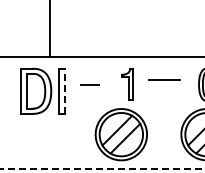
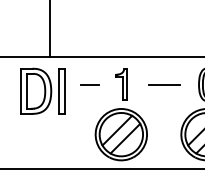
line position: (164, 79) -> (164, 84) (164, 84)
part position: (127, 84) -> (121, 84) (121, 84)
line: dashed -> solid (65, 91)
line: dashed -> solid (102, 168)
